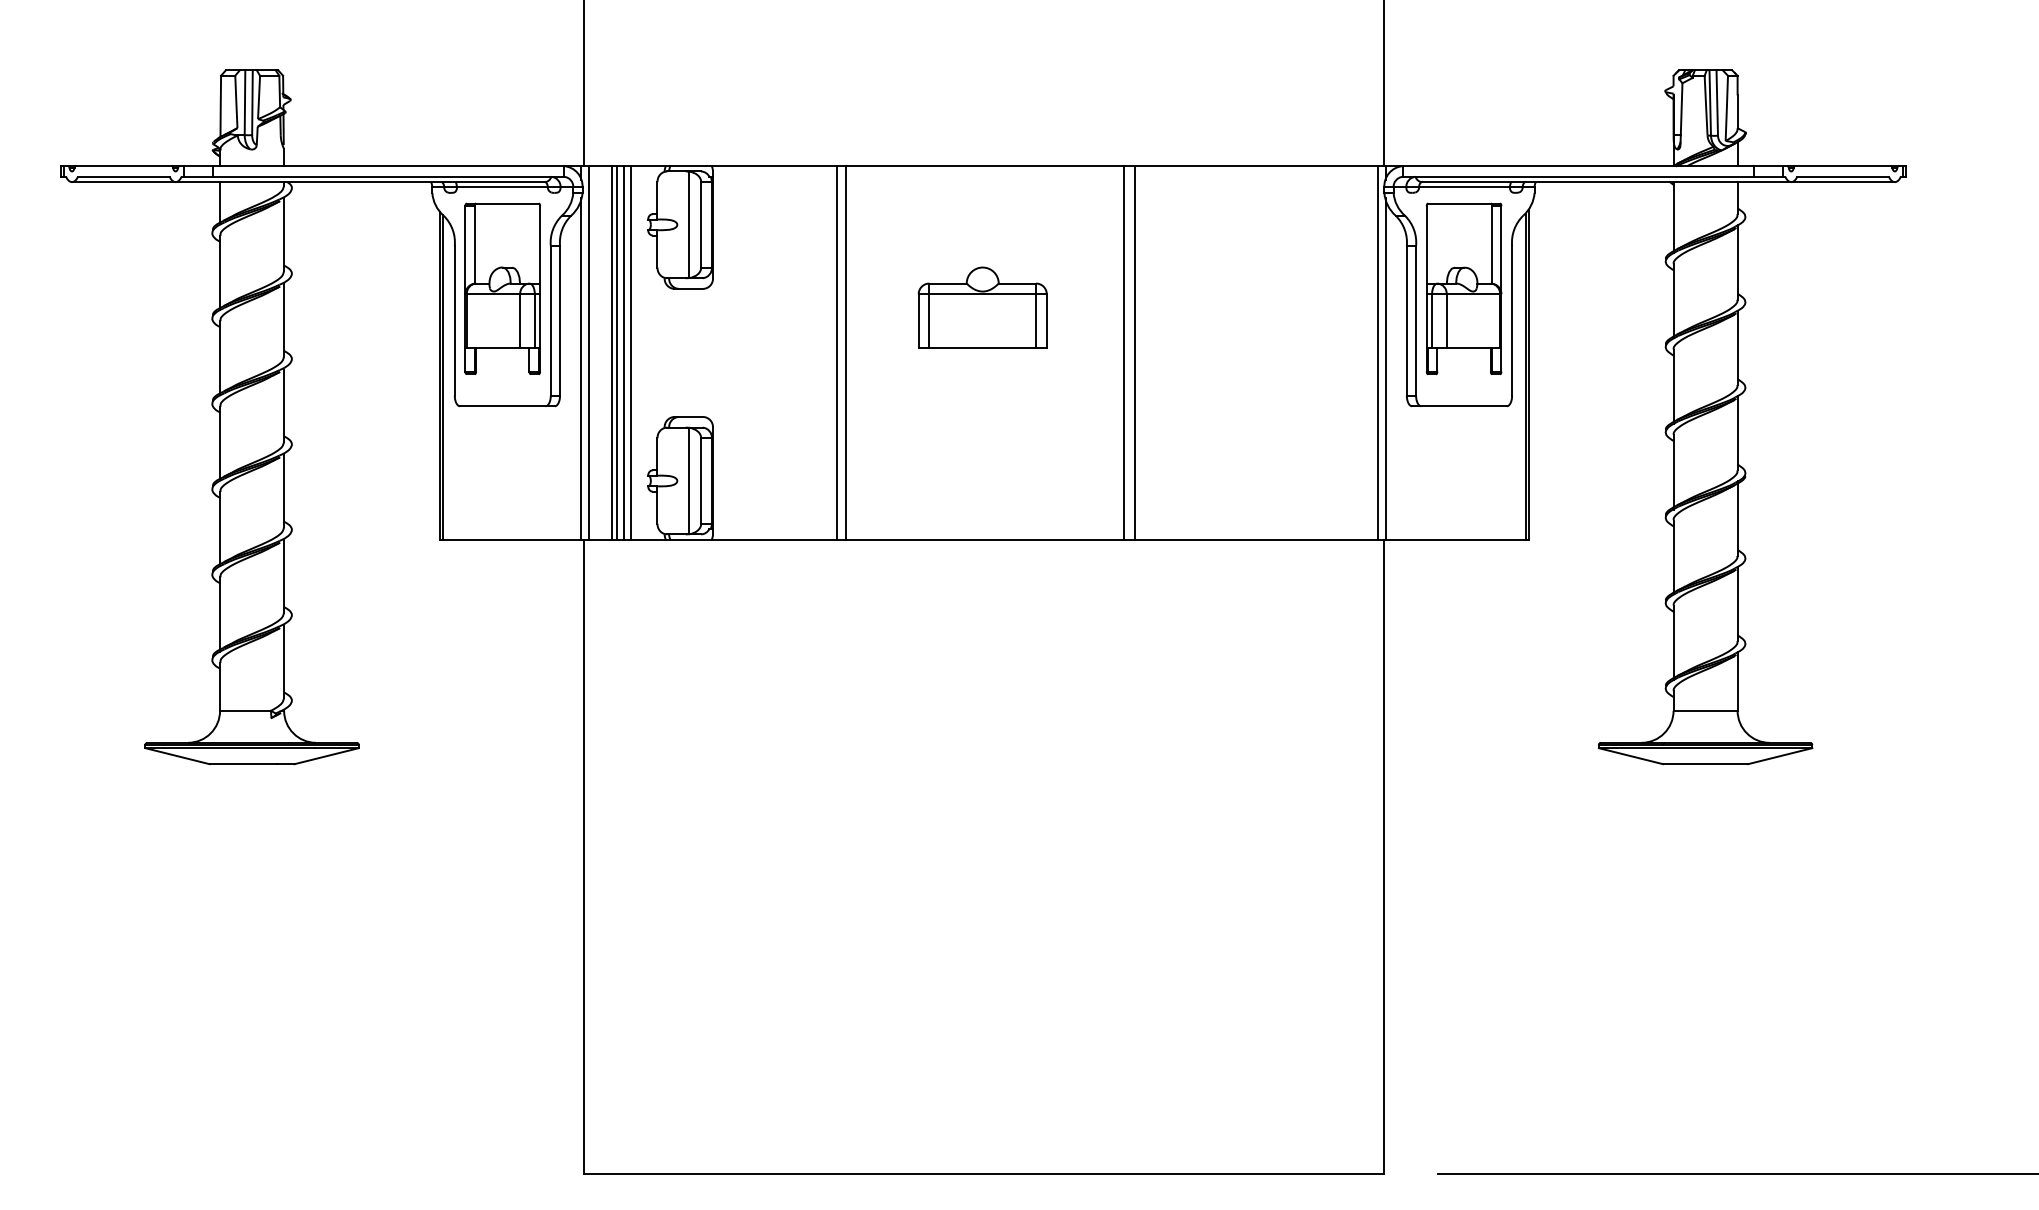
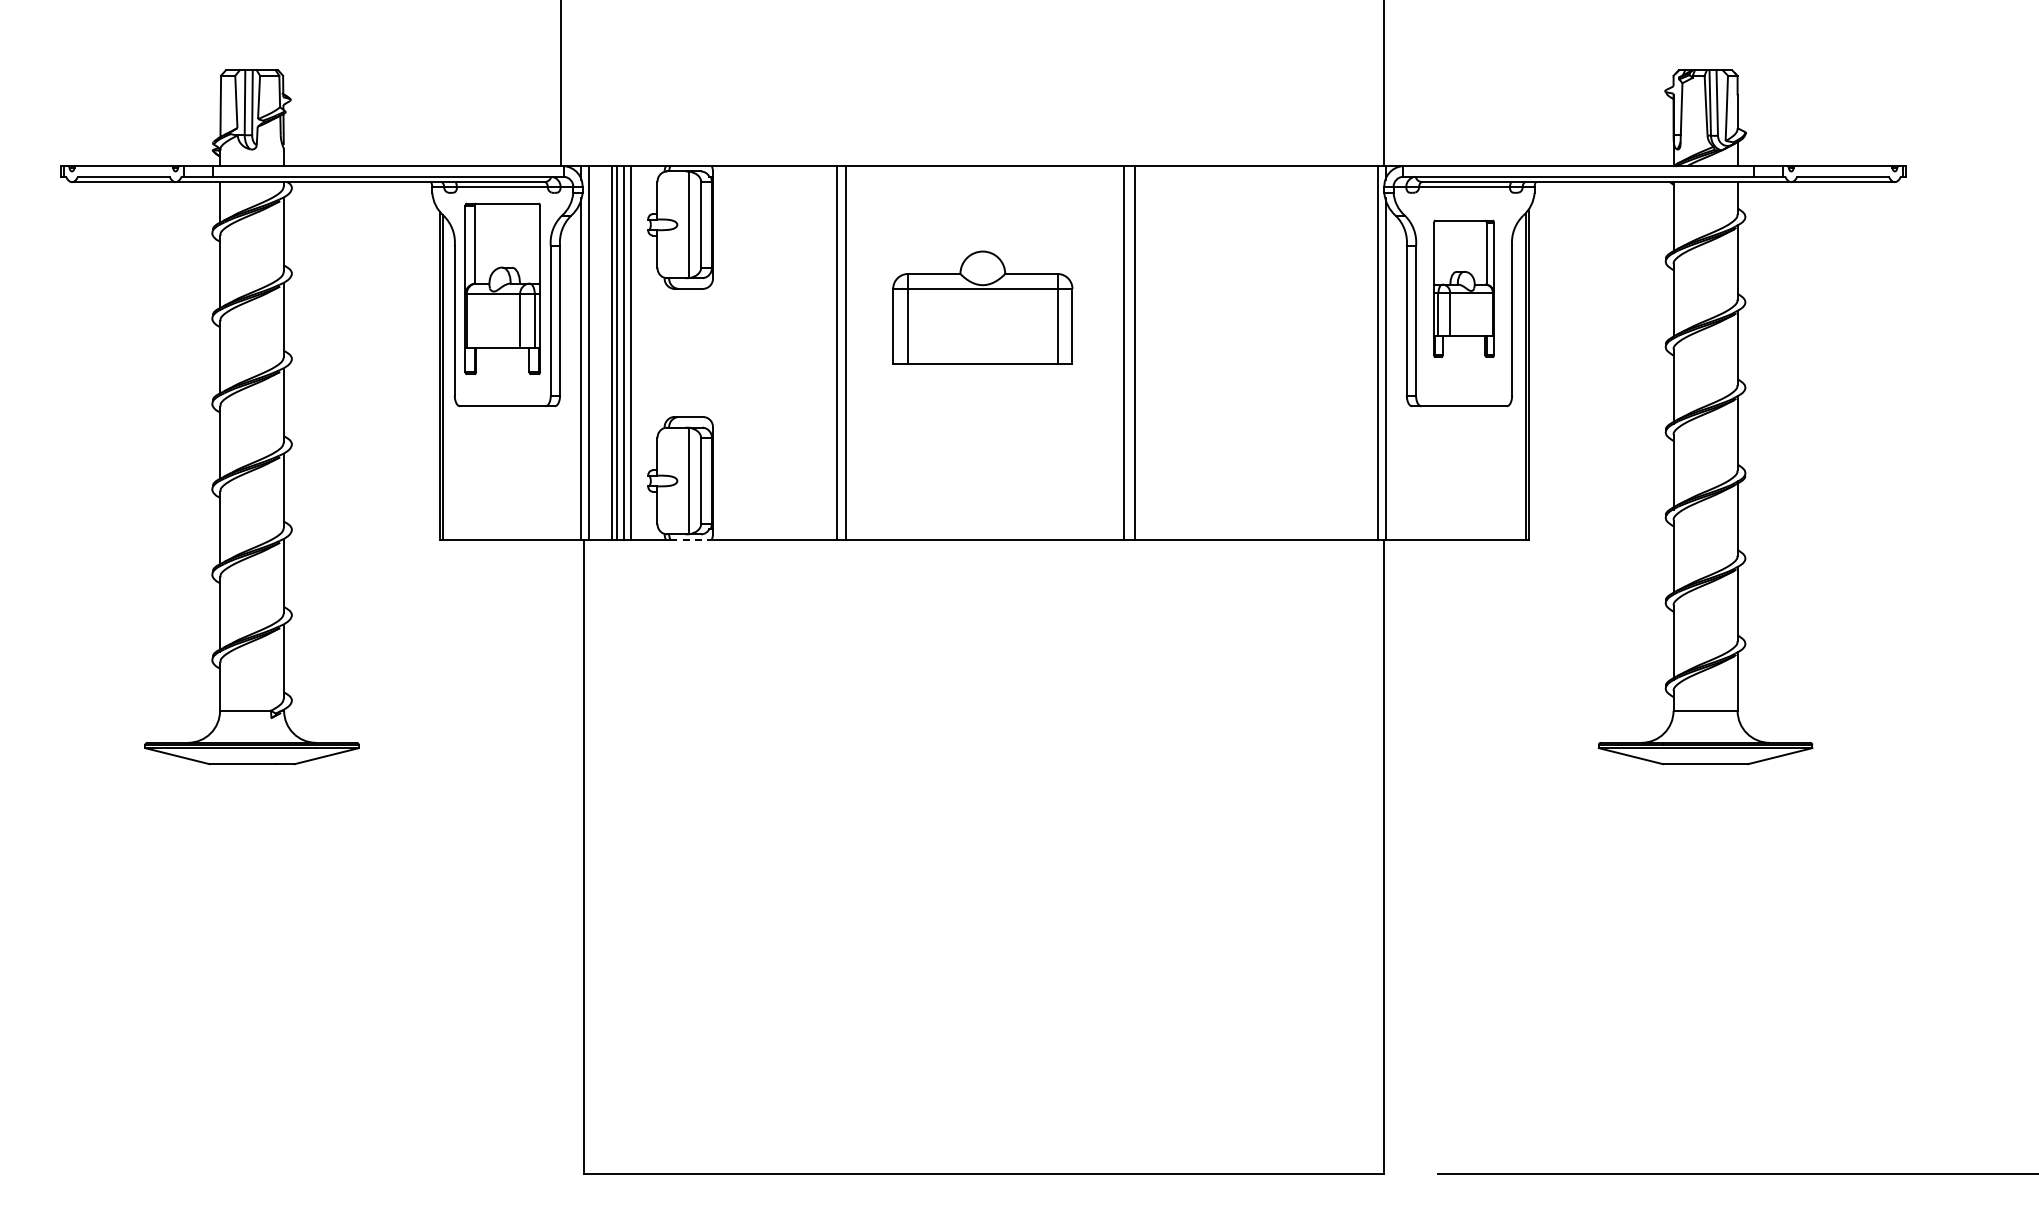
line position: (583, 84) -> (560, 84) (560, 84)
part size: 78x173 px -> 62x139 px (1463, 288)
part size: 131x83 px -> 182x115 px (982, 307)
line: solid -> dashed (691, 539)
